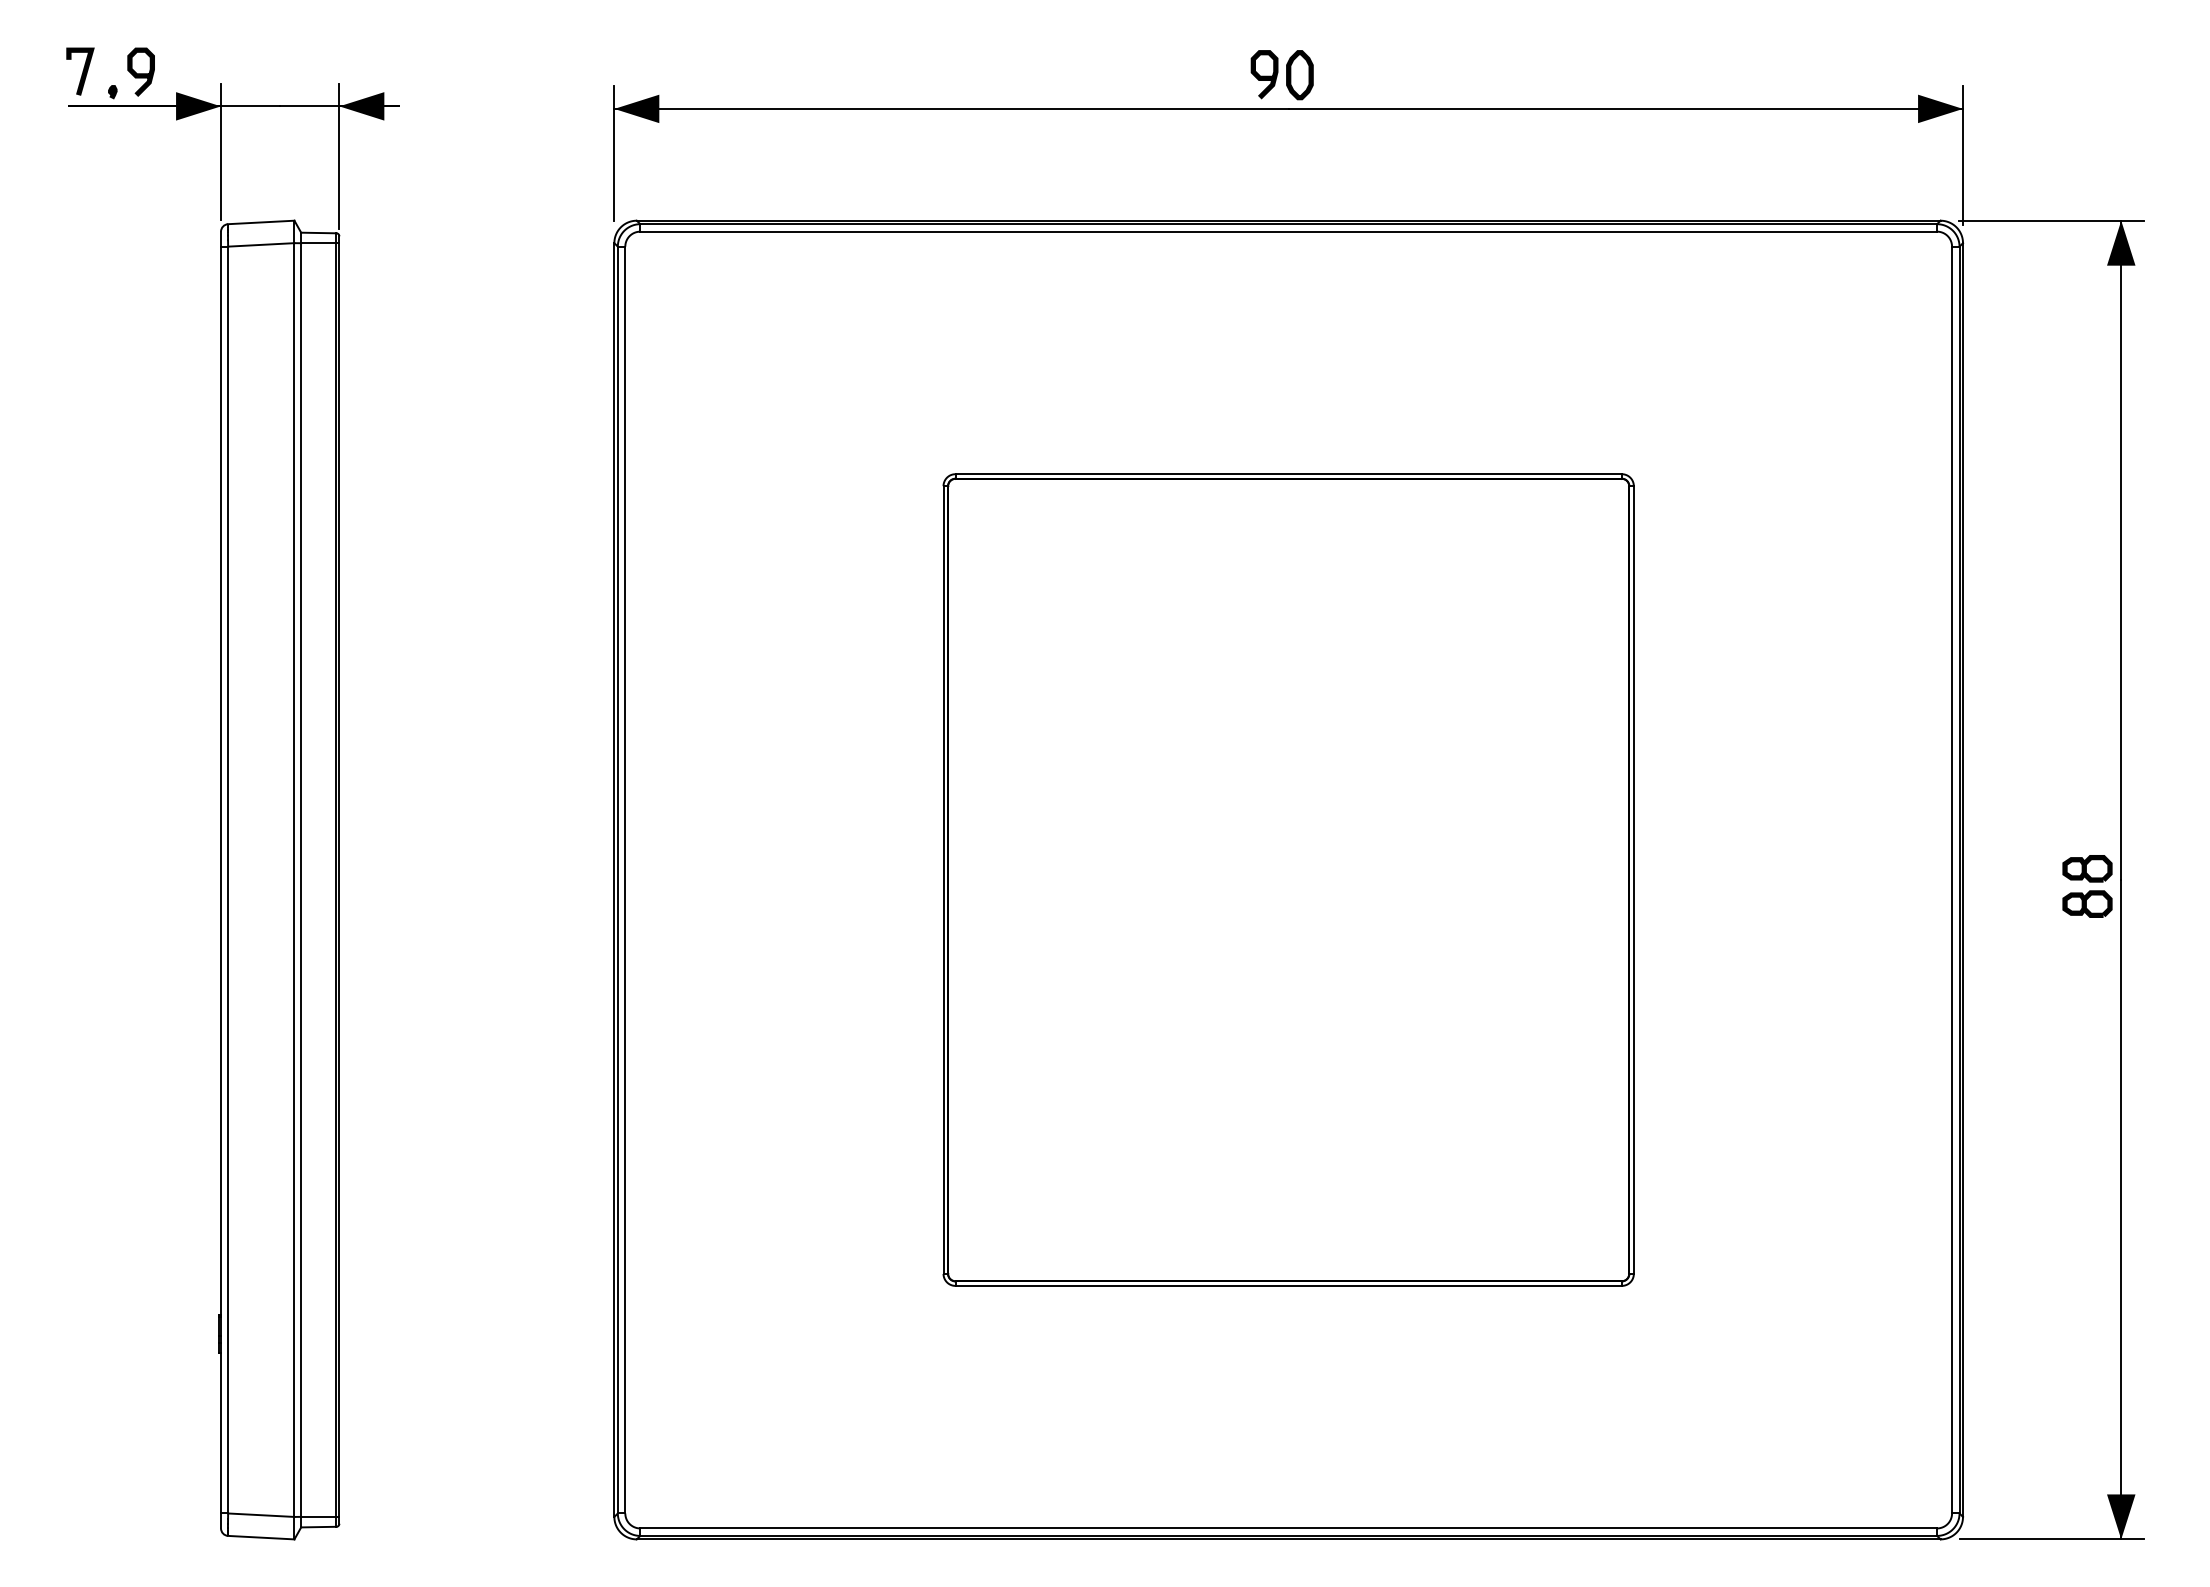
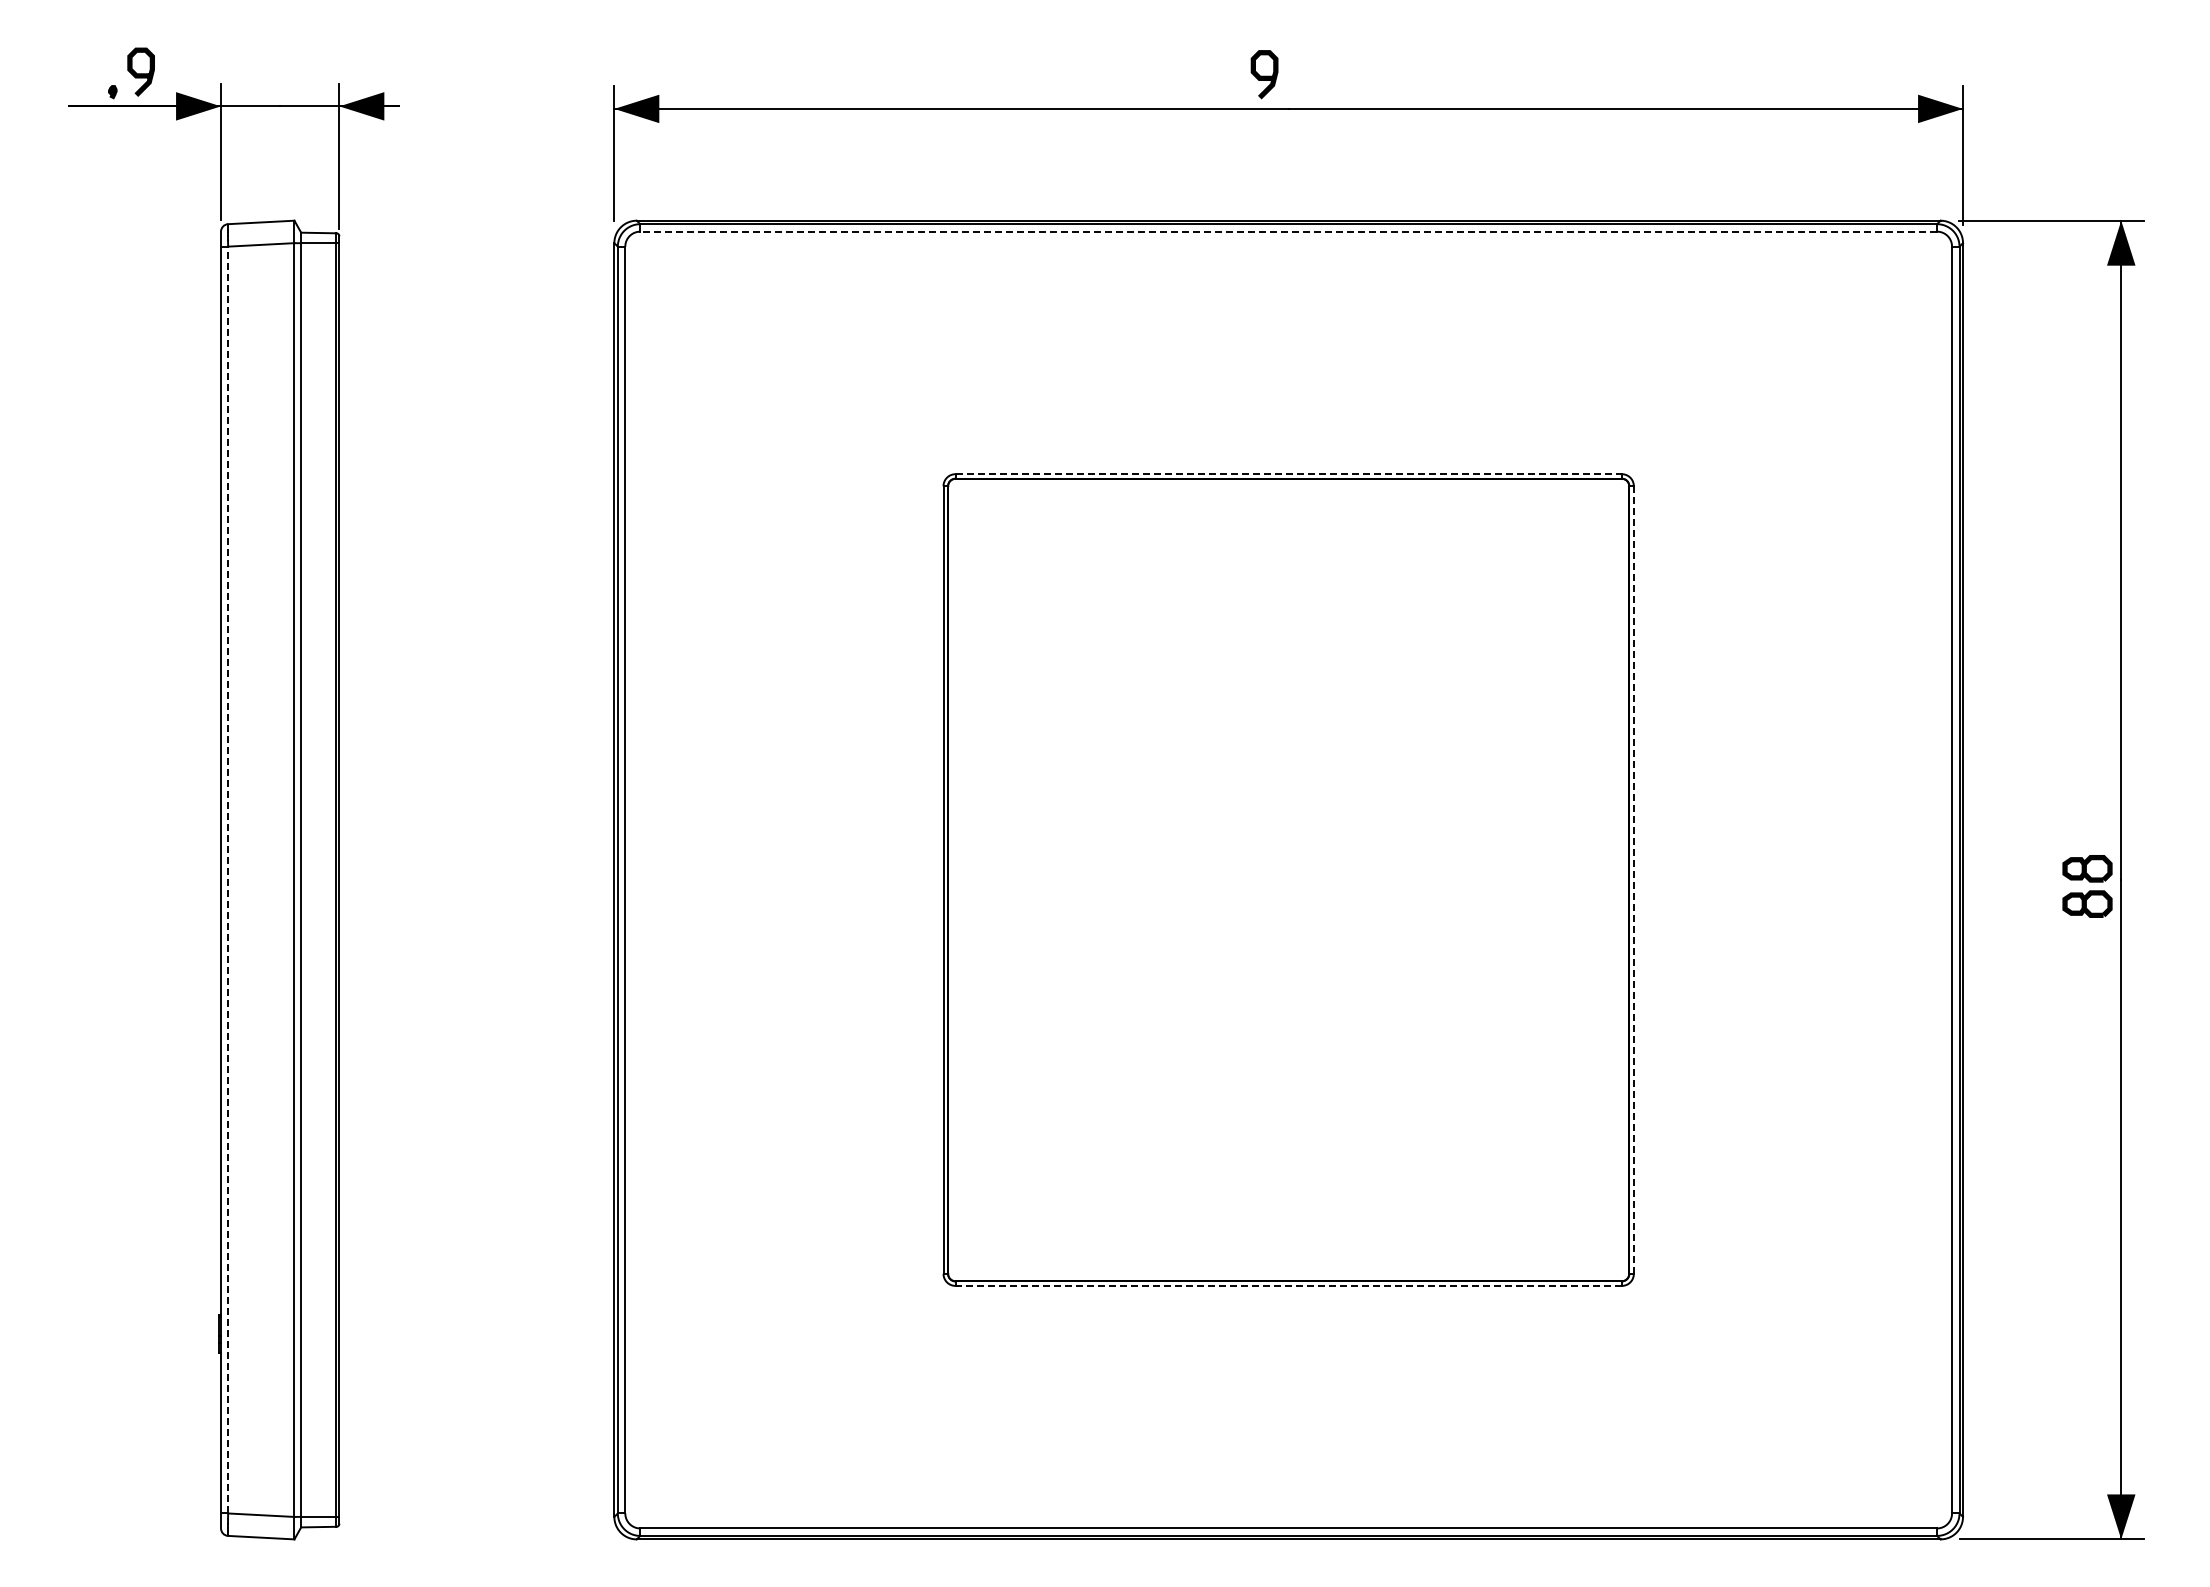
line: present -> none (82, 71)
part: present -> none (1299, 75)
line: solid -> dashed (1288, 231)
line: solid -> dashed (1289, 474)
line: solid -> dashed (228, 879)
line: solid -> dashed (1633, 880)
line: solid -> dashed (1288, 1285)
